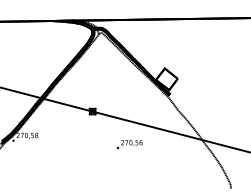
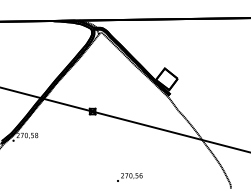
text position: (129, 144) -> (129, 177) (129, 177)
